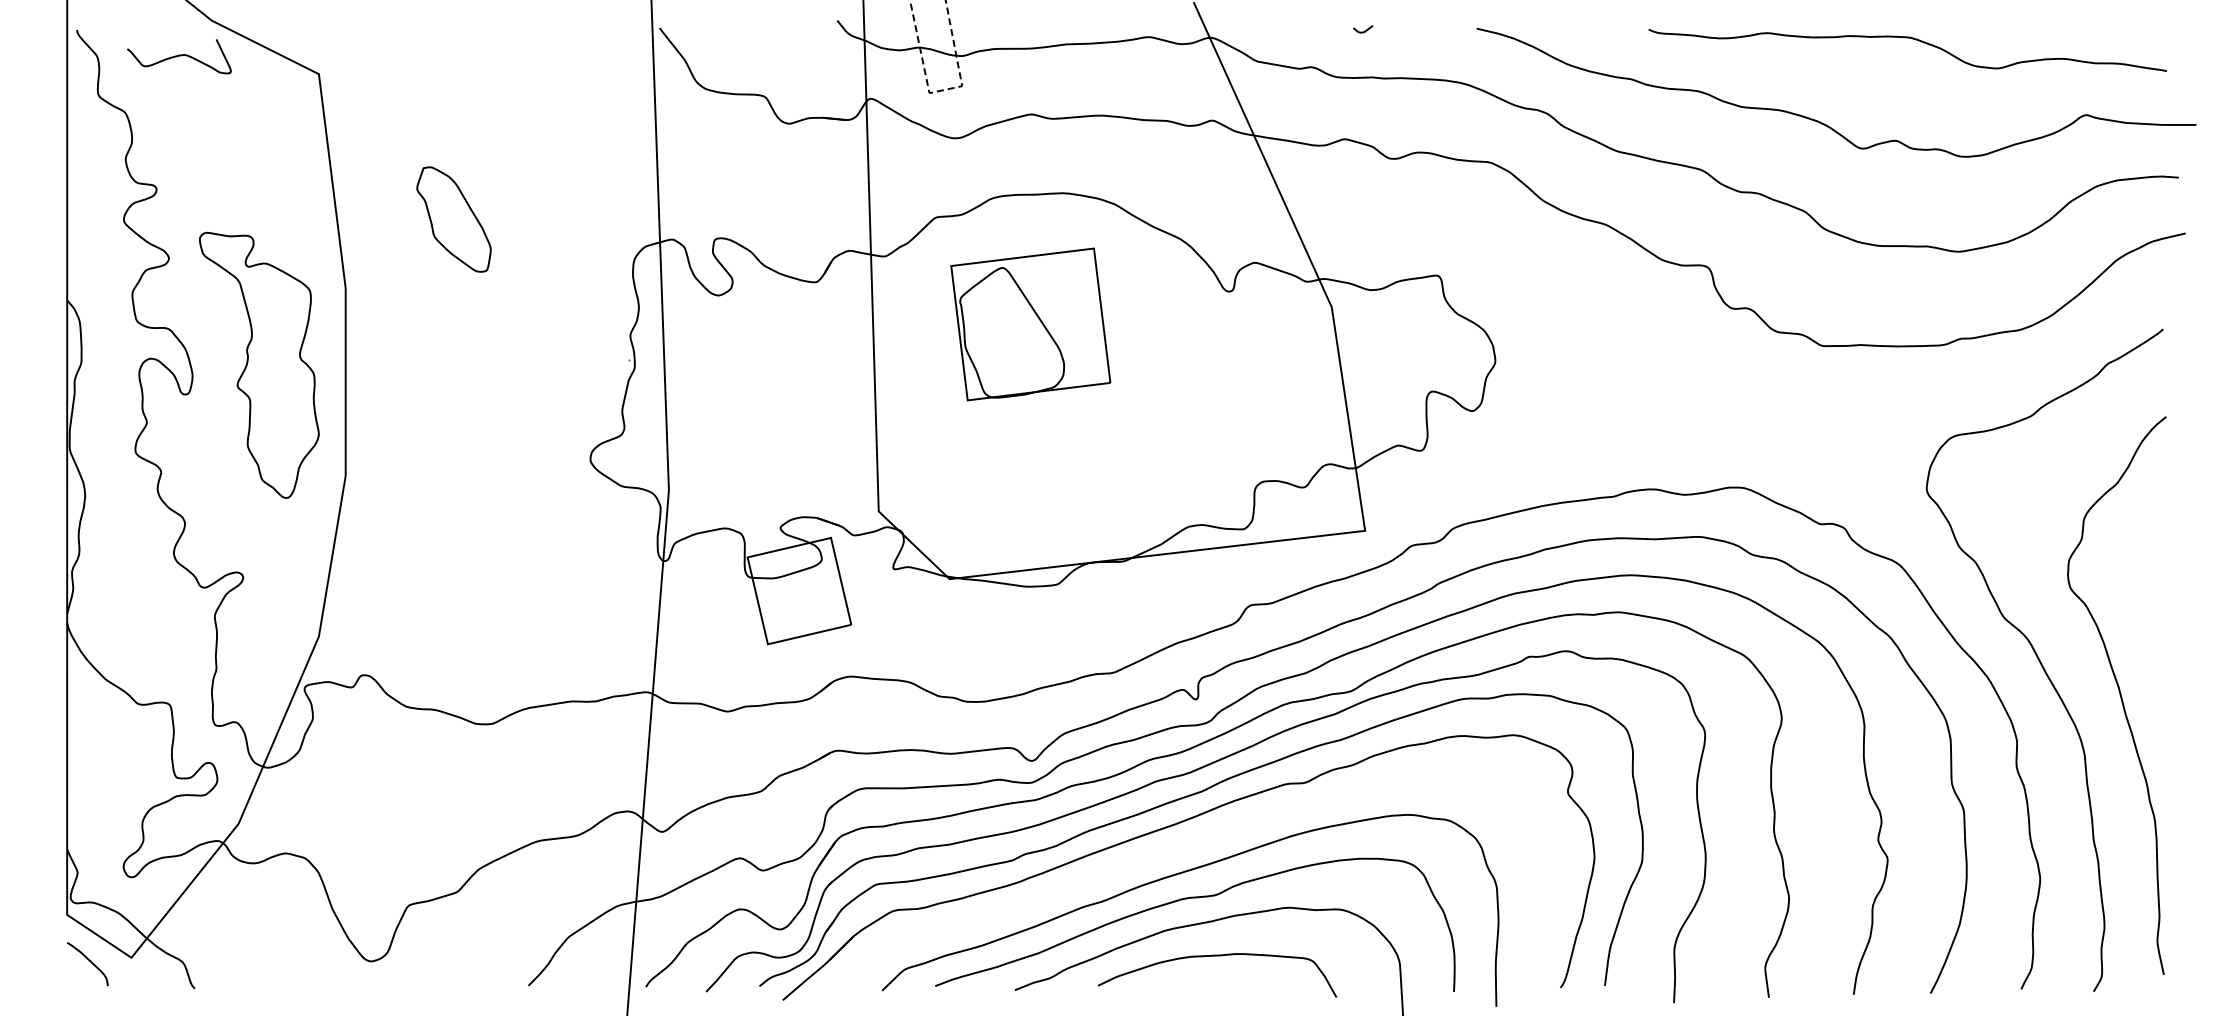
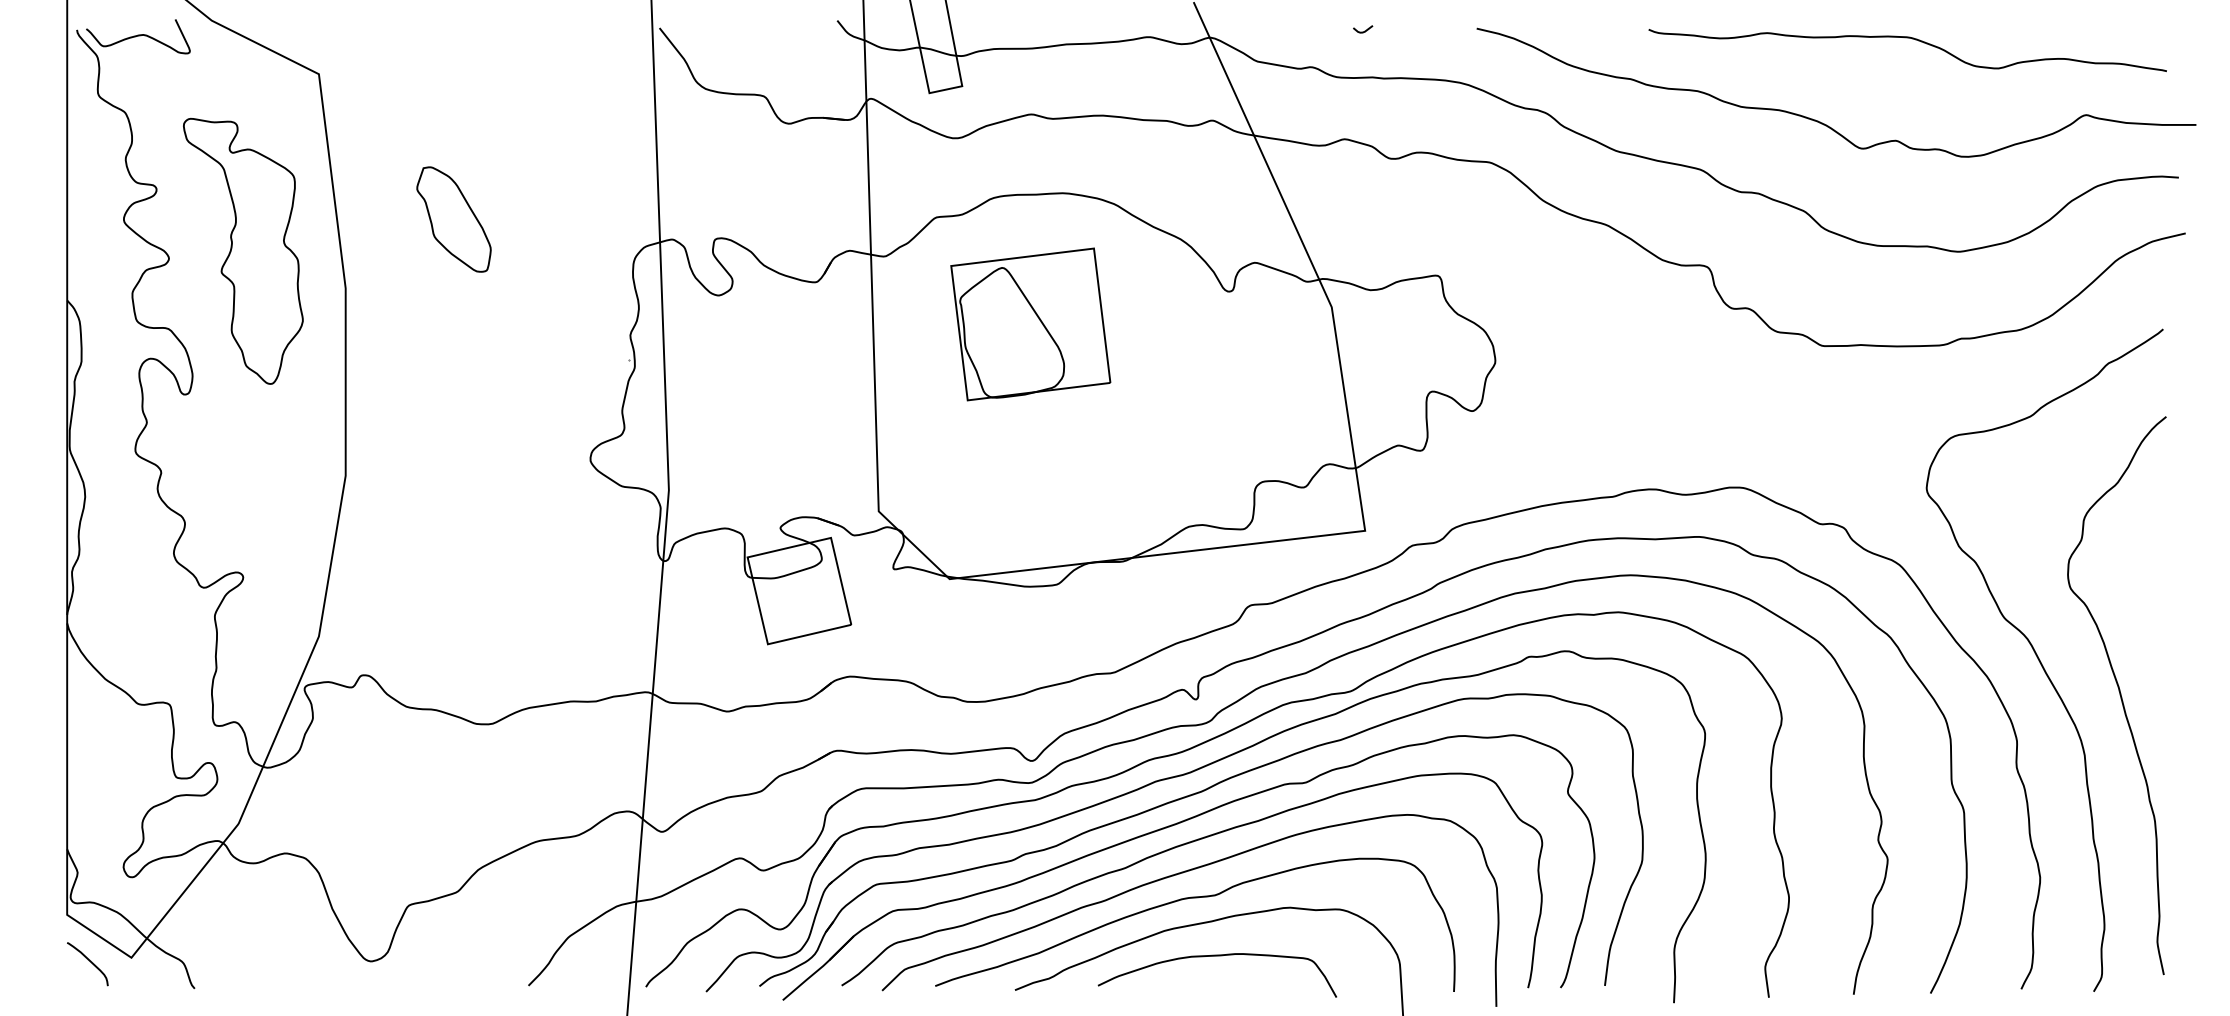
curve position: (179, 56) -> (138, 36) (138, 36)
line: dashed -> solid (942, 90)
part position: (259, 364) -> (243, 250) (243, 250)
curve: none -> present (1181, 846)
